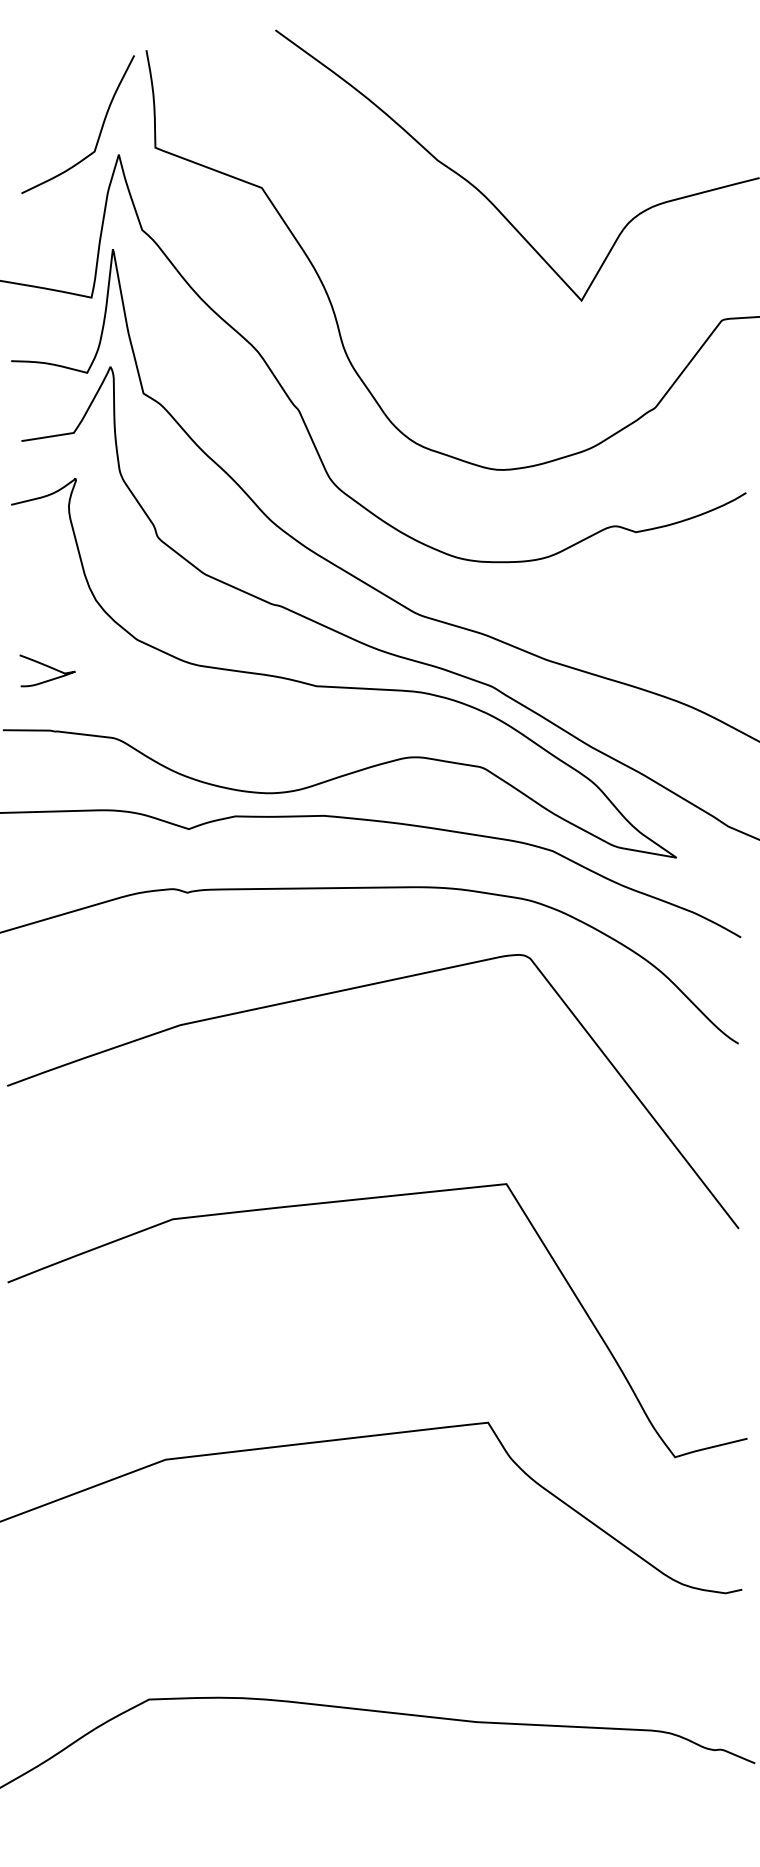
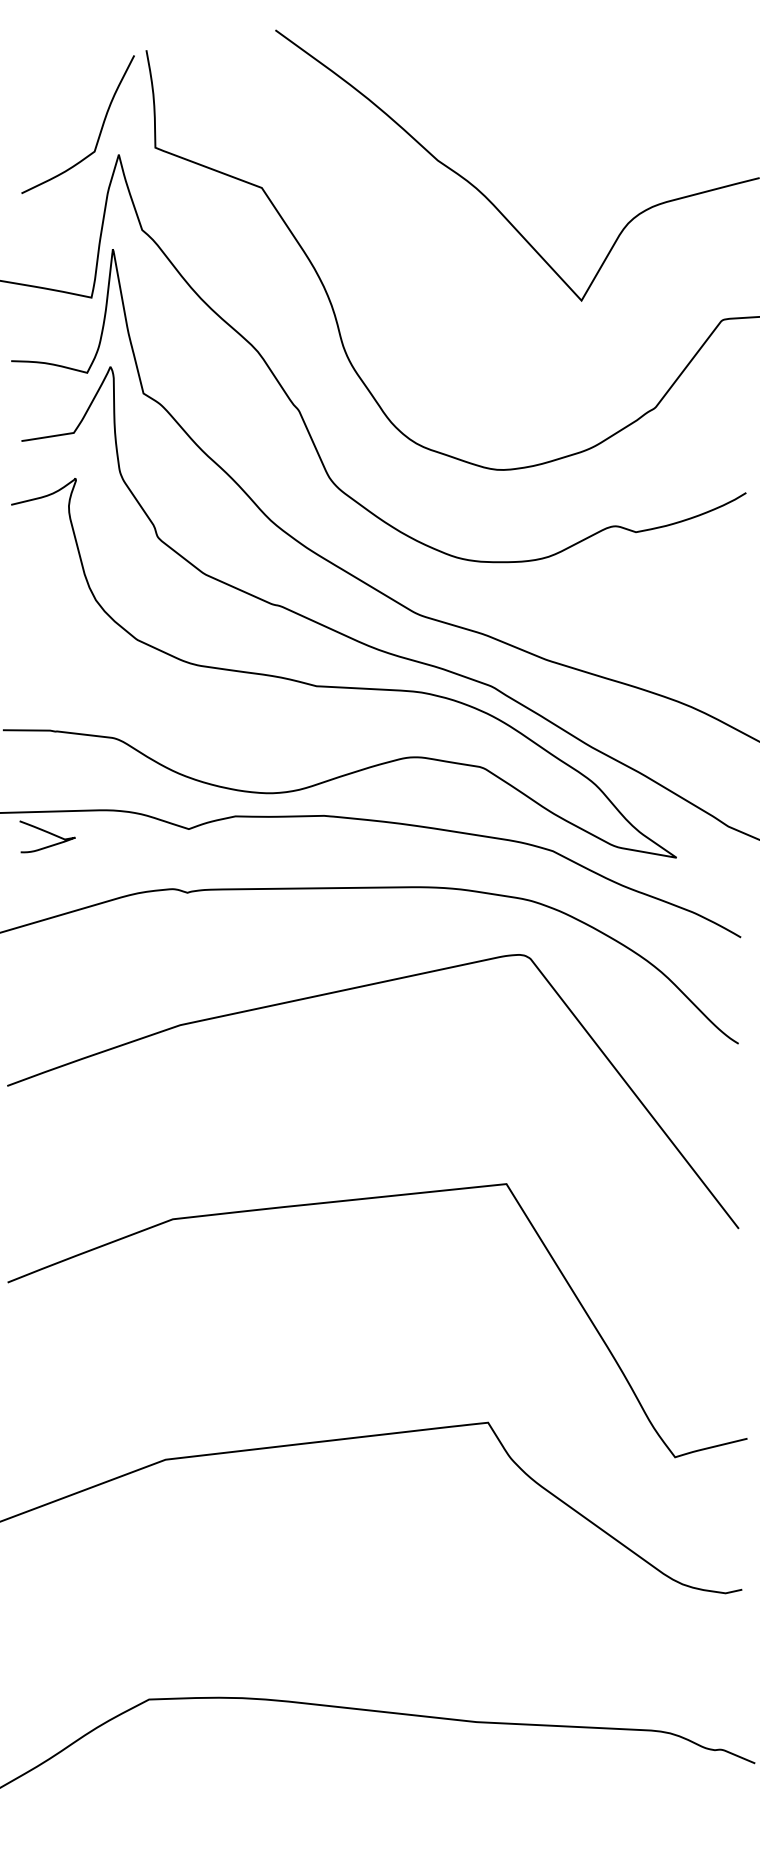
curve position: (47, 667) -> (47, 833) (47, 833)
